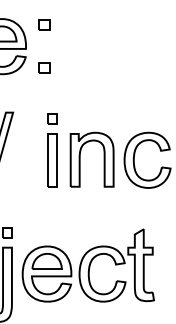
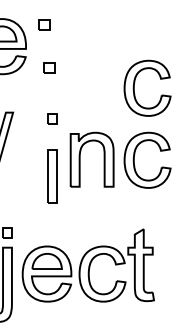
part position: (44, 67) -> (49, 67) (49, 67)
part: none -> present (135, 82)
part position: (52, 160) -> (52, 176) (52, 176)
